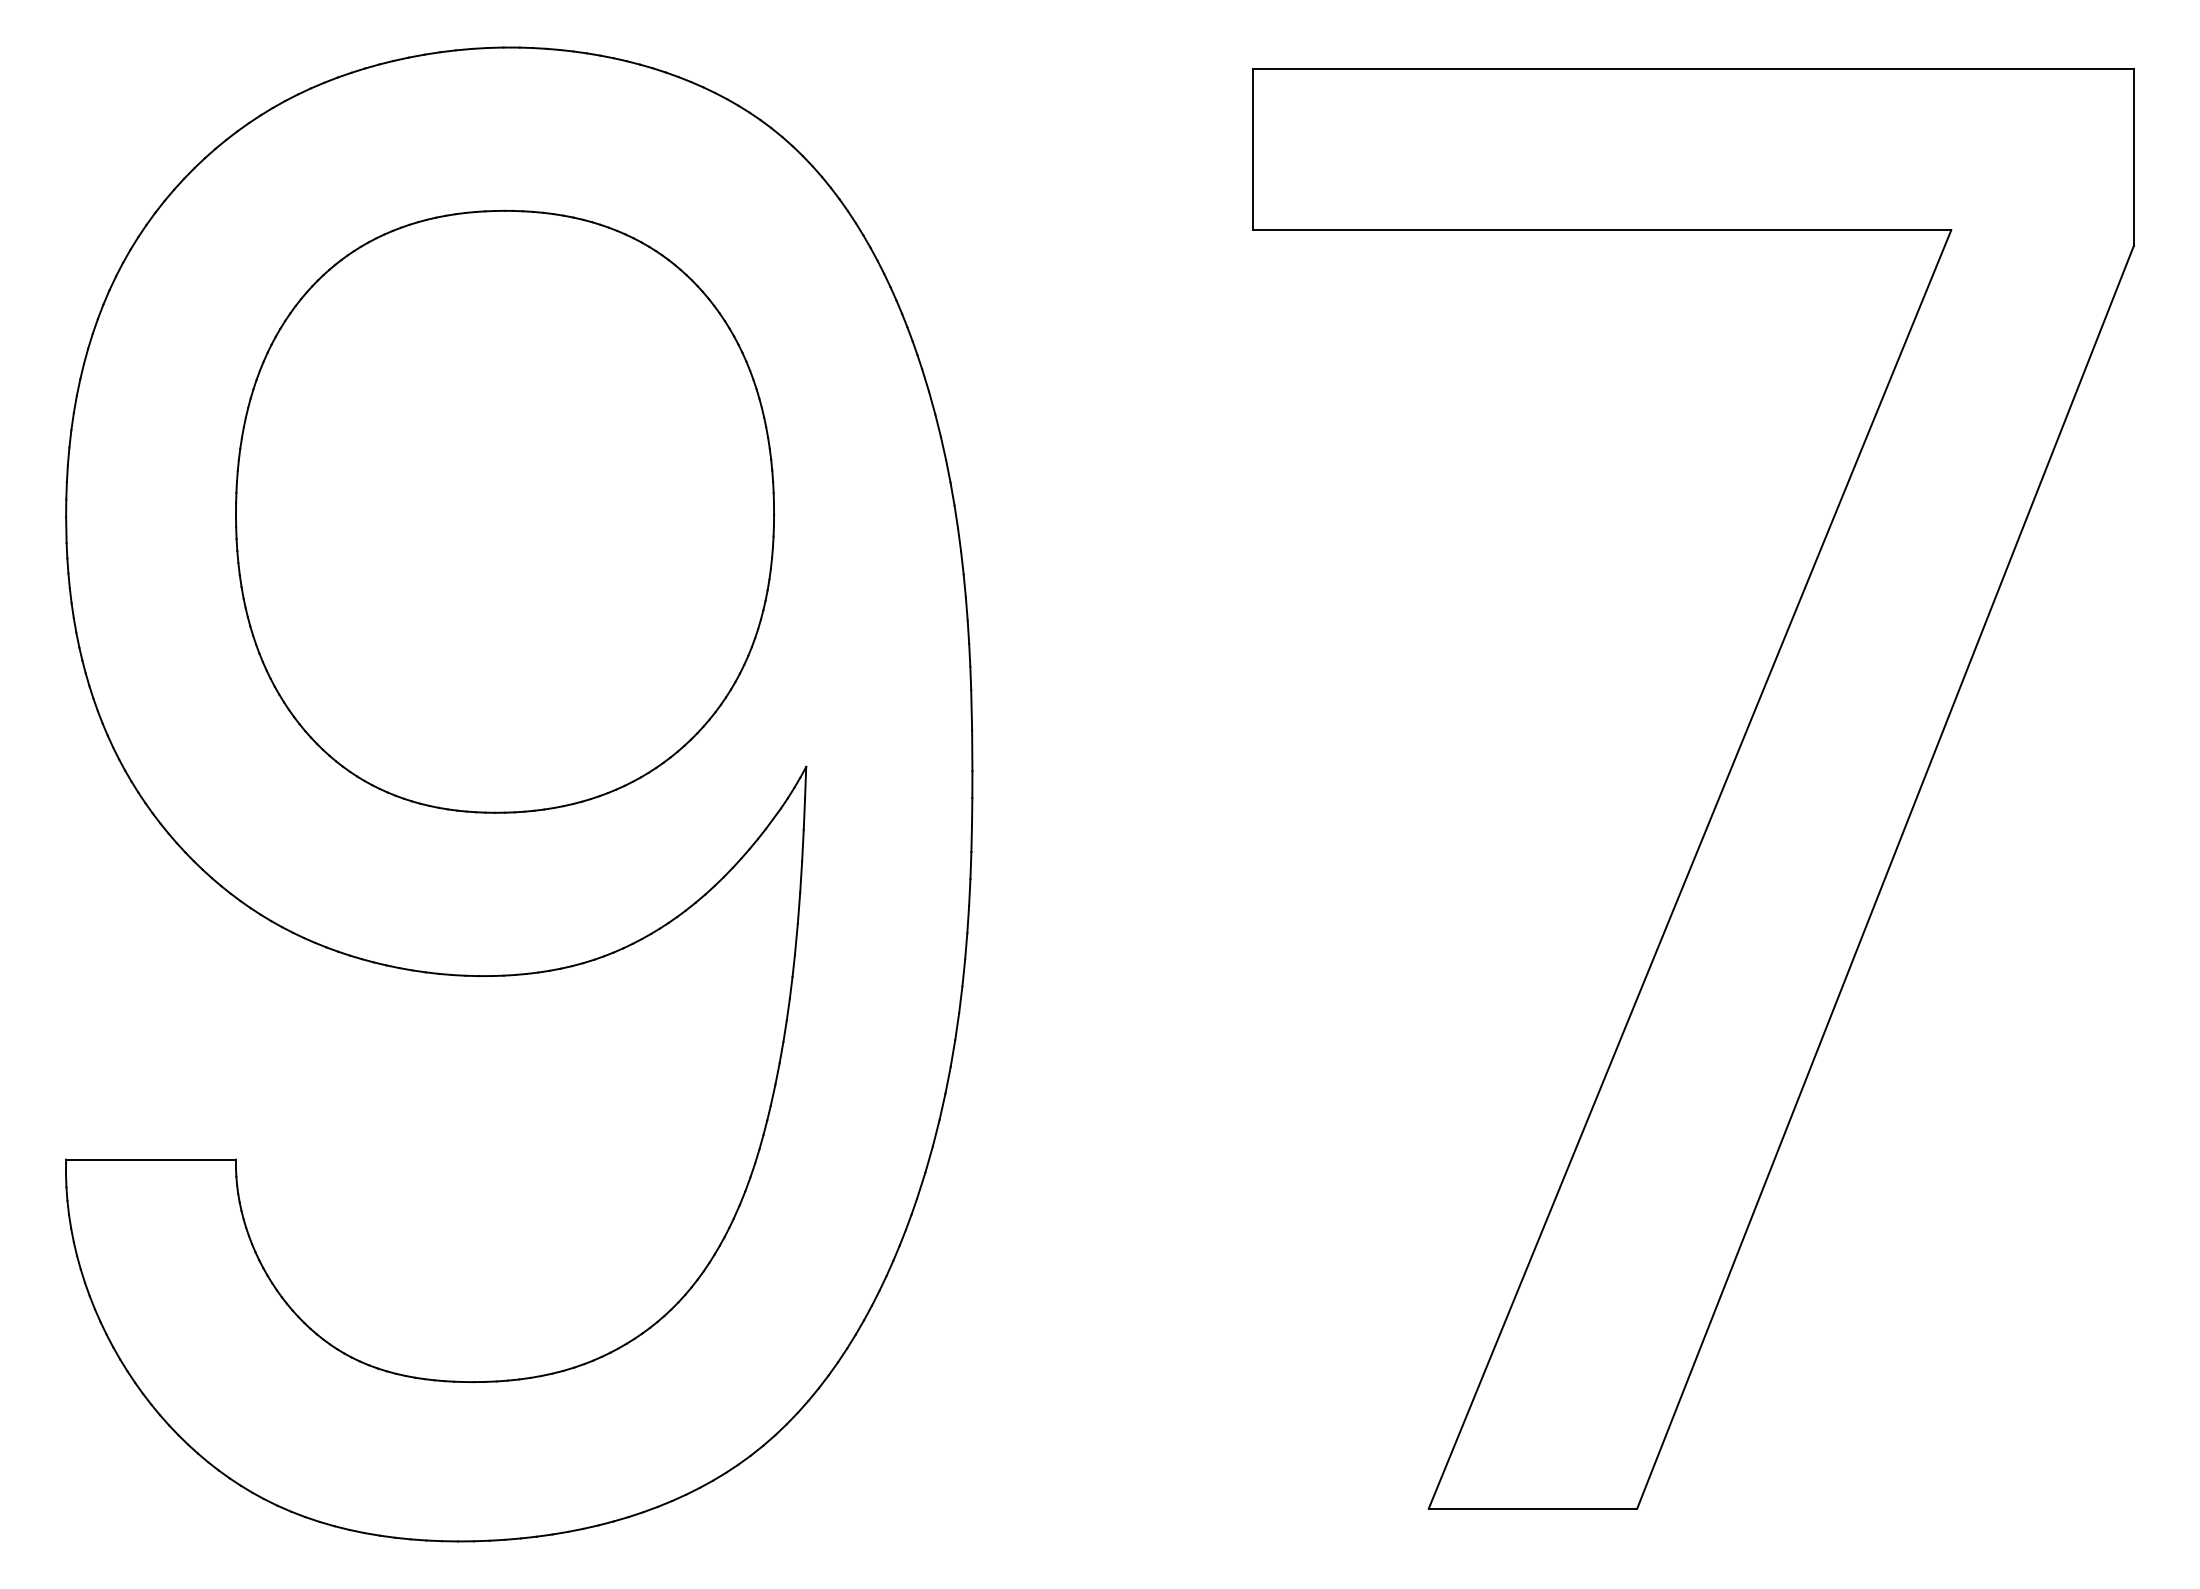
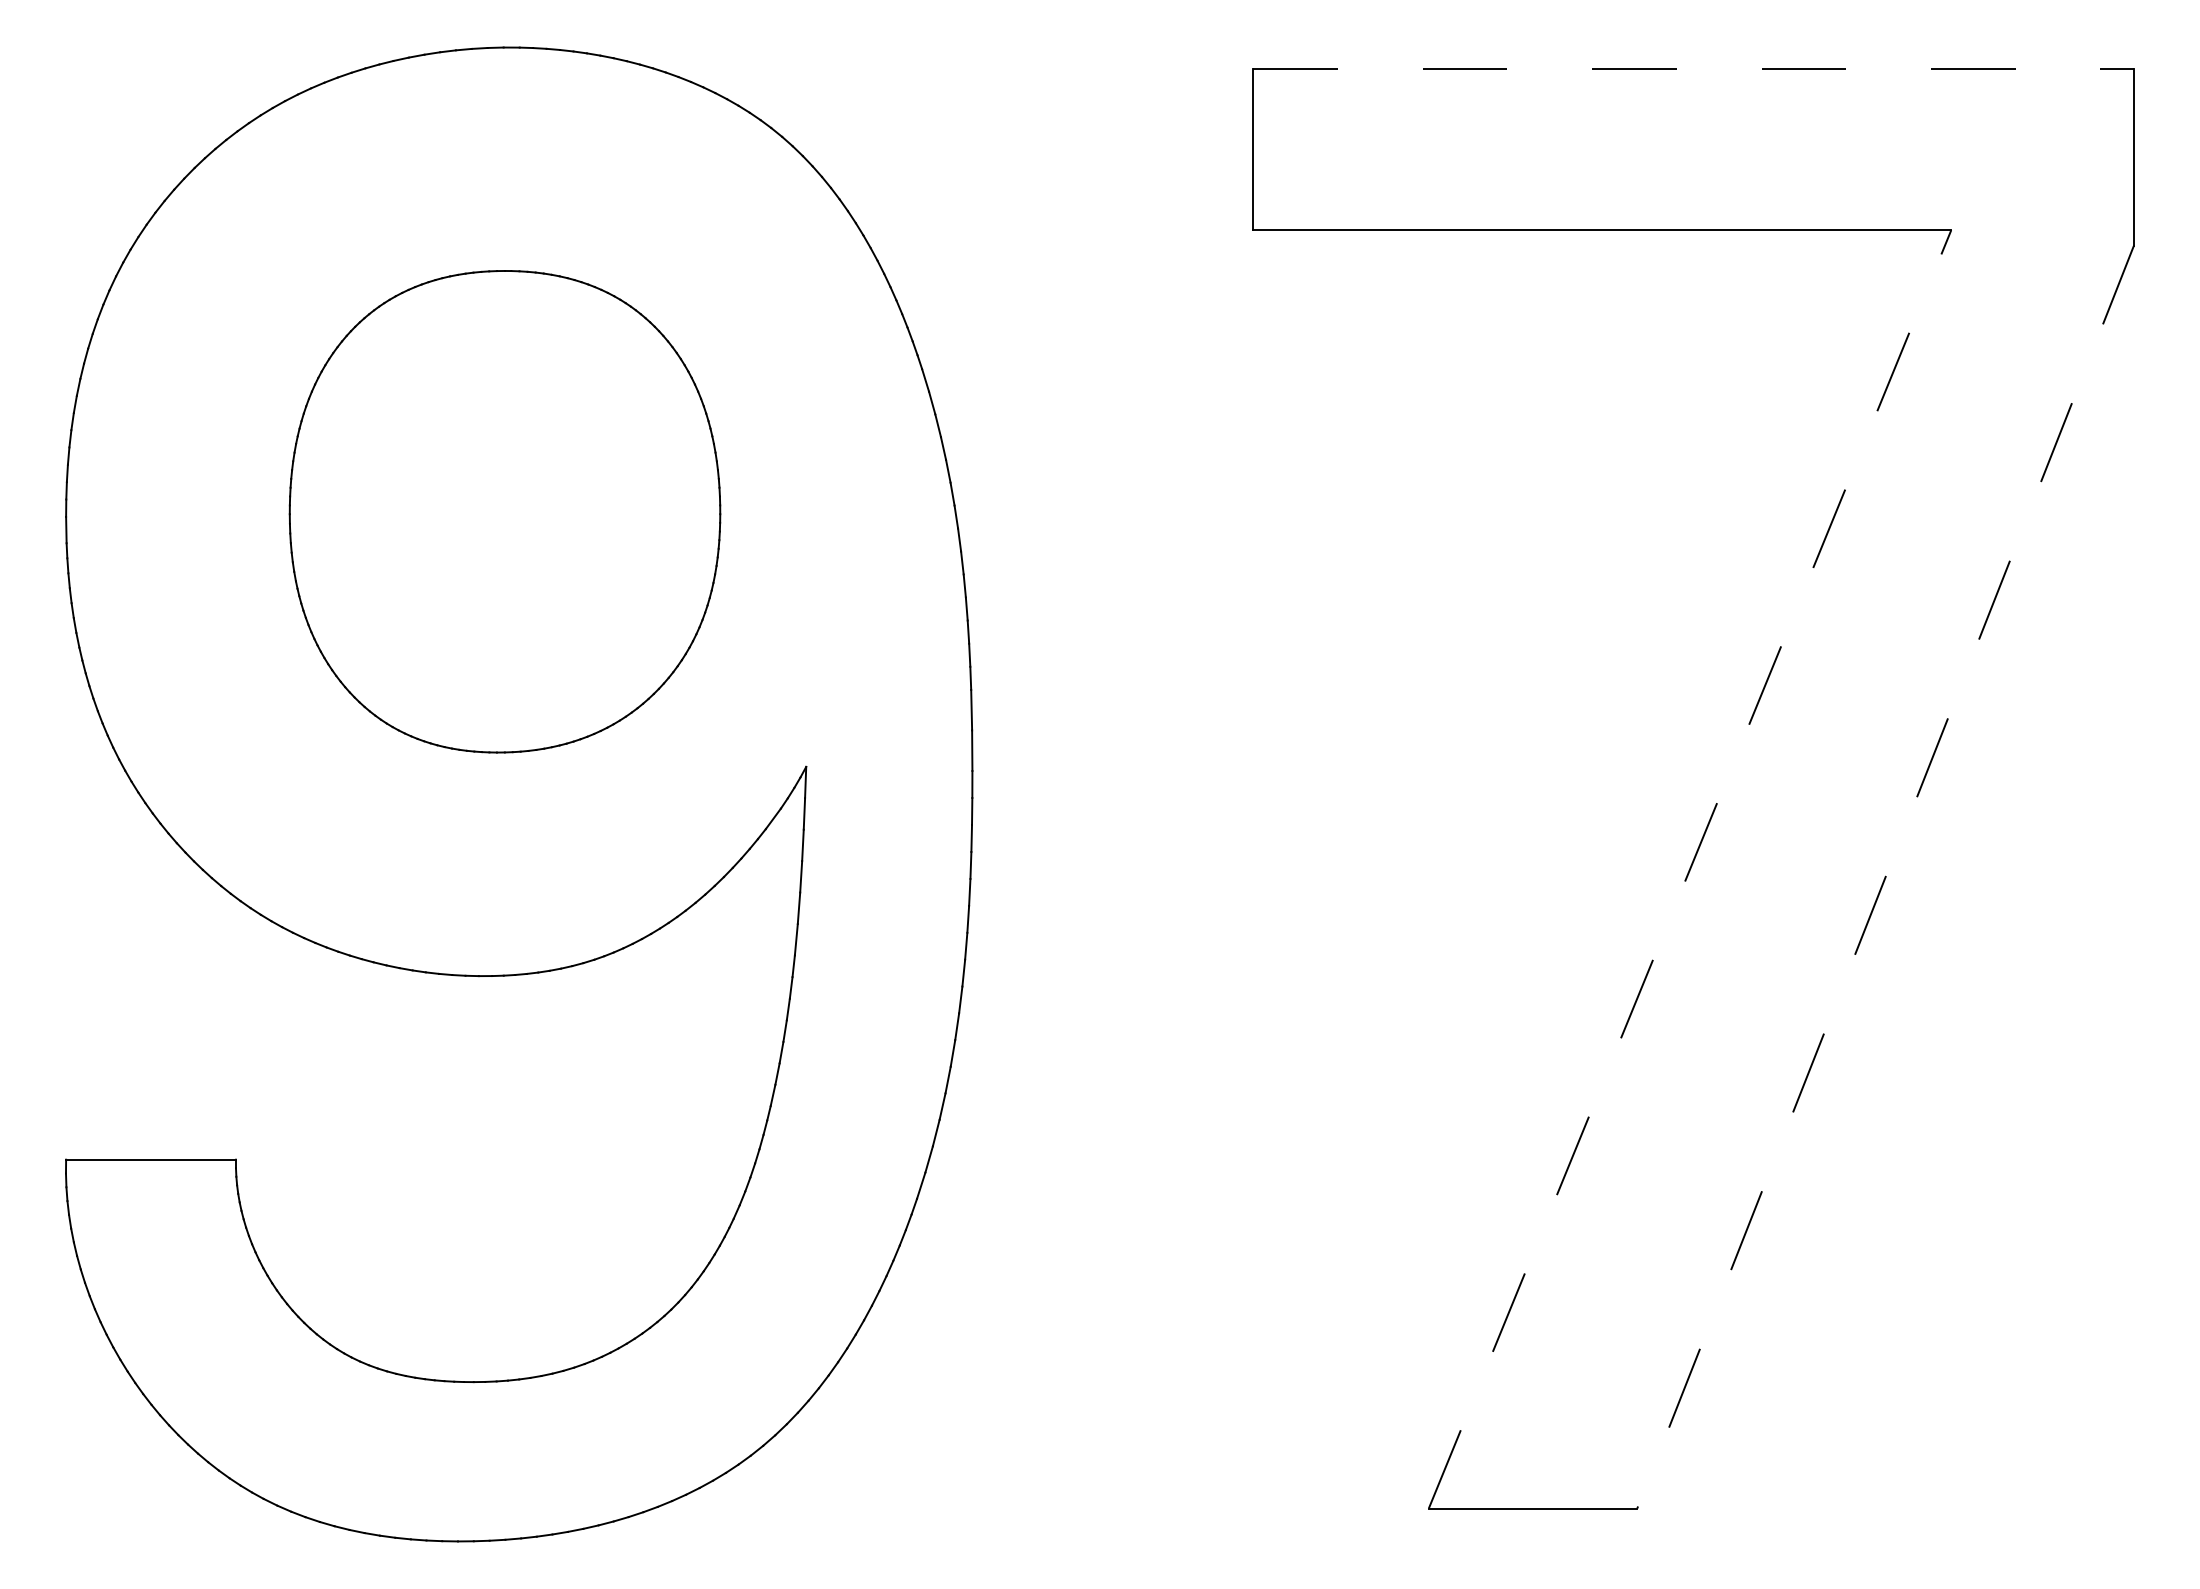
line: solid -> dashed (1694, 69)
part size: 540x605 px -> 434x484 px (504, 511)
line: solid -> dashed (1690, 869)
line: solid -> dashed (1885, 877)
